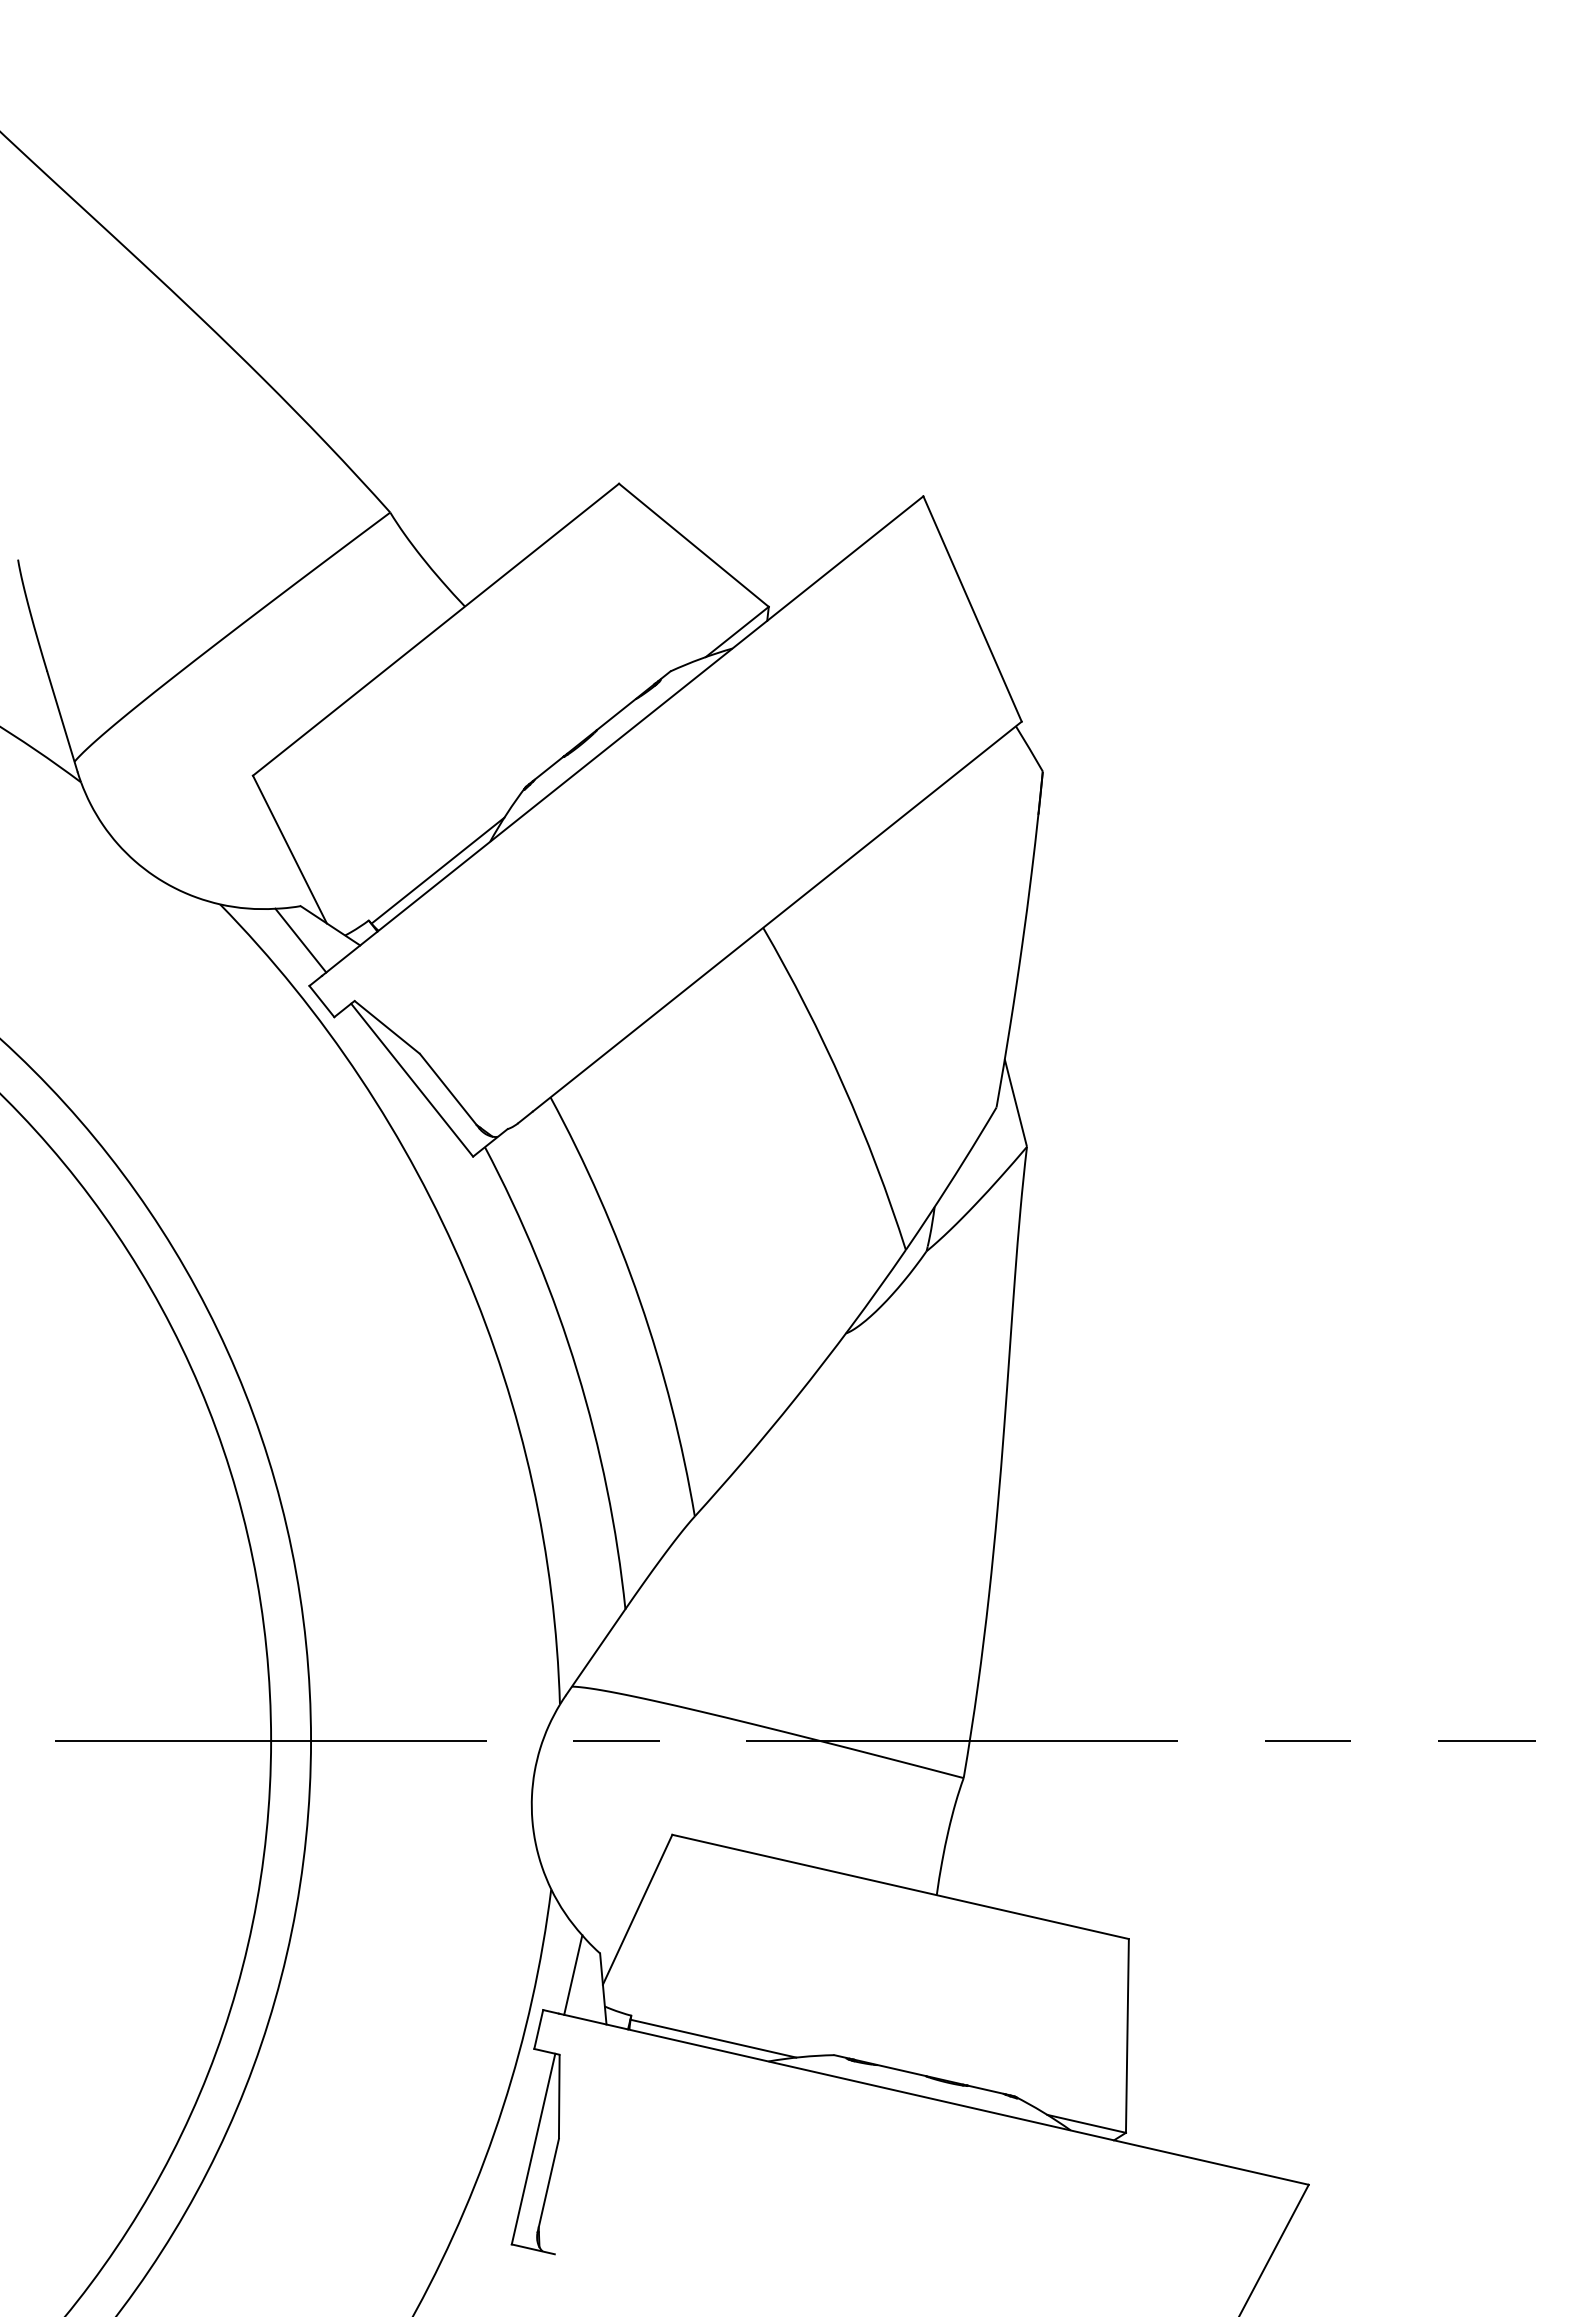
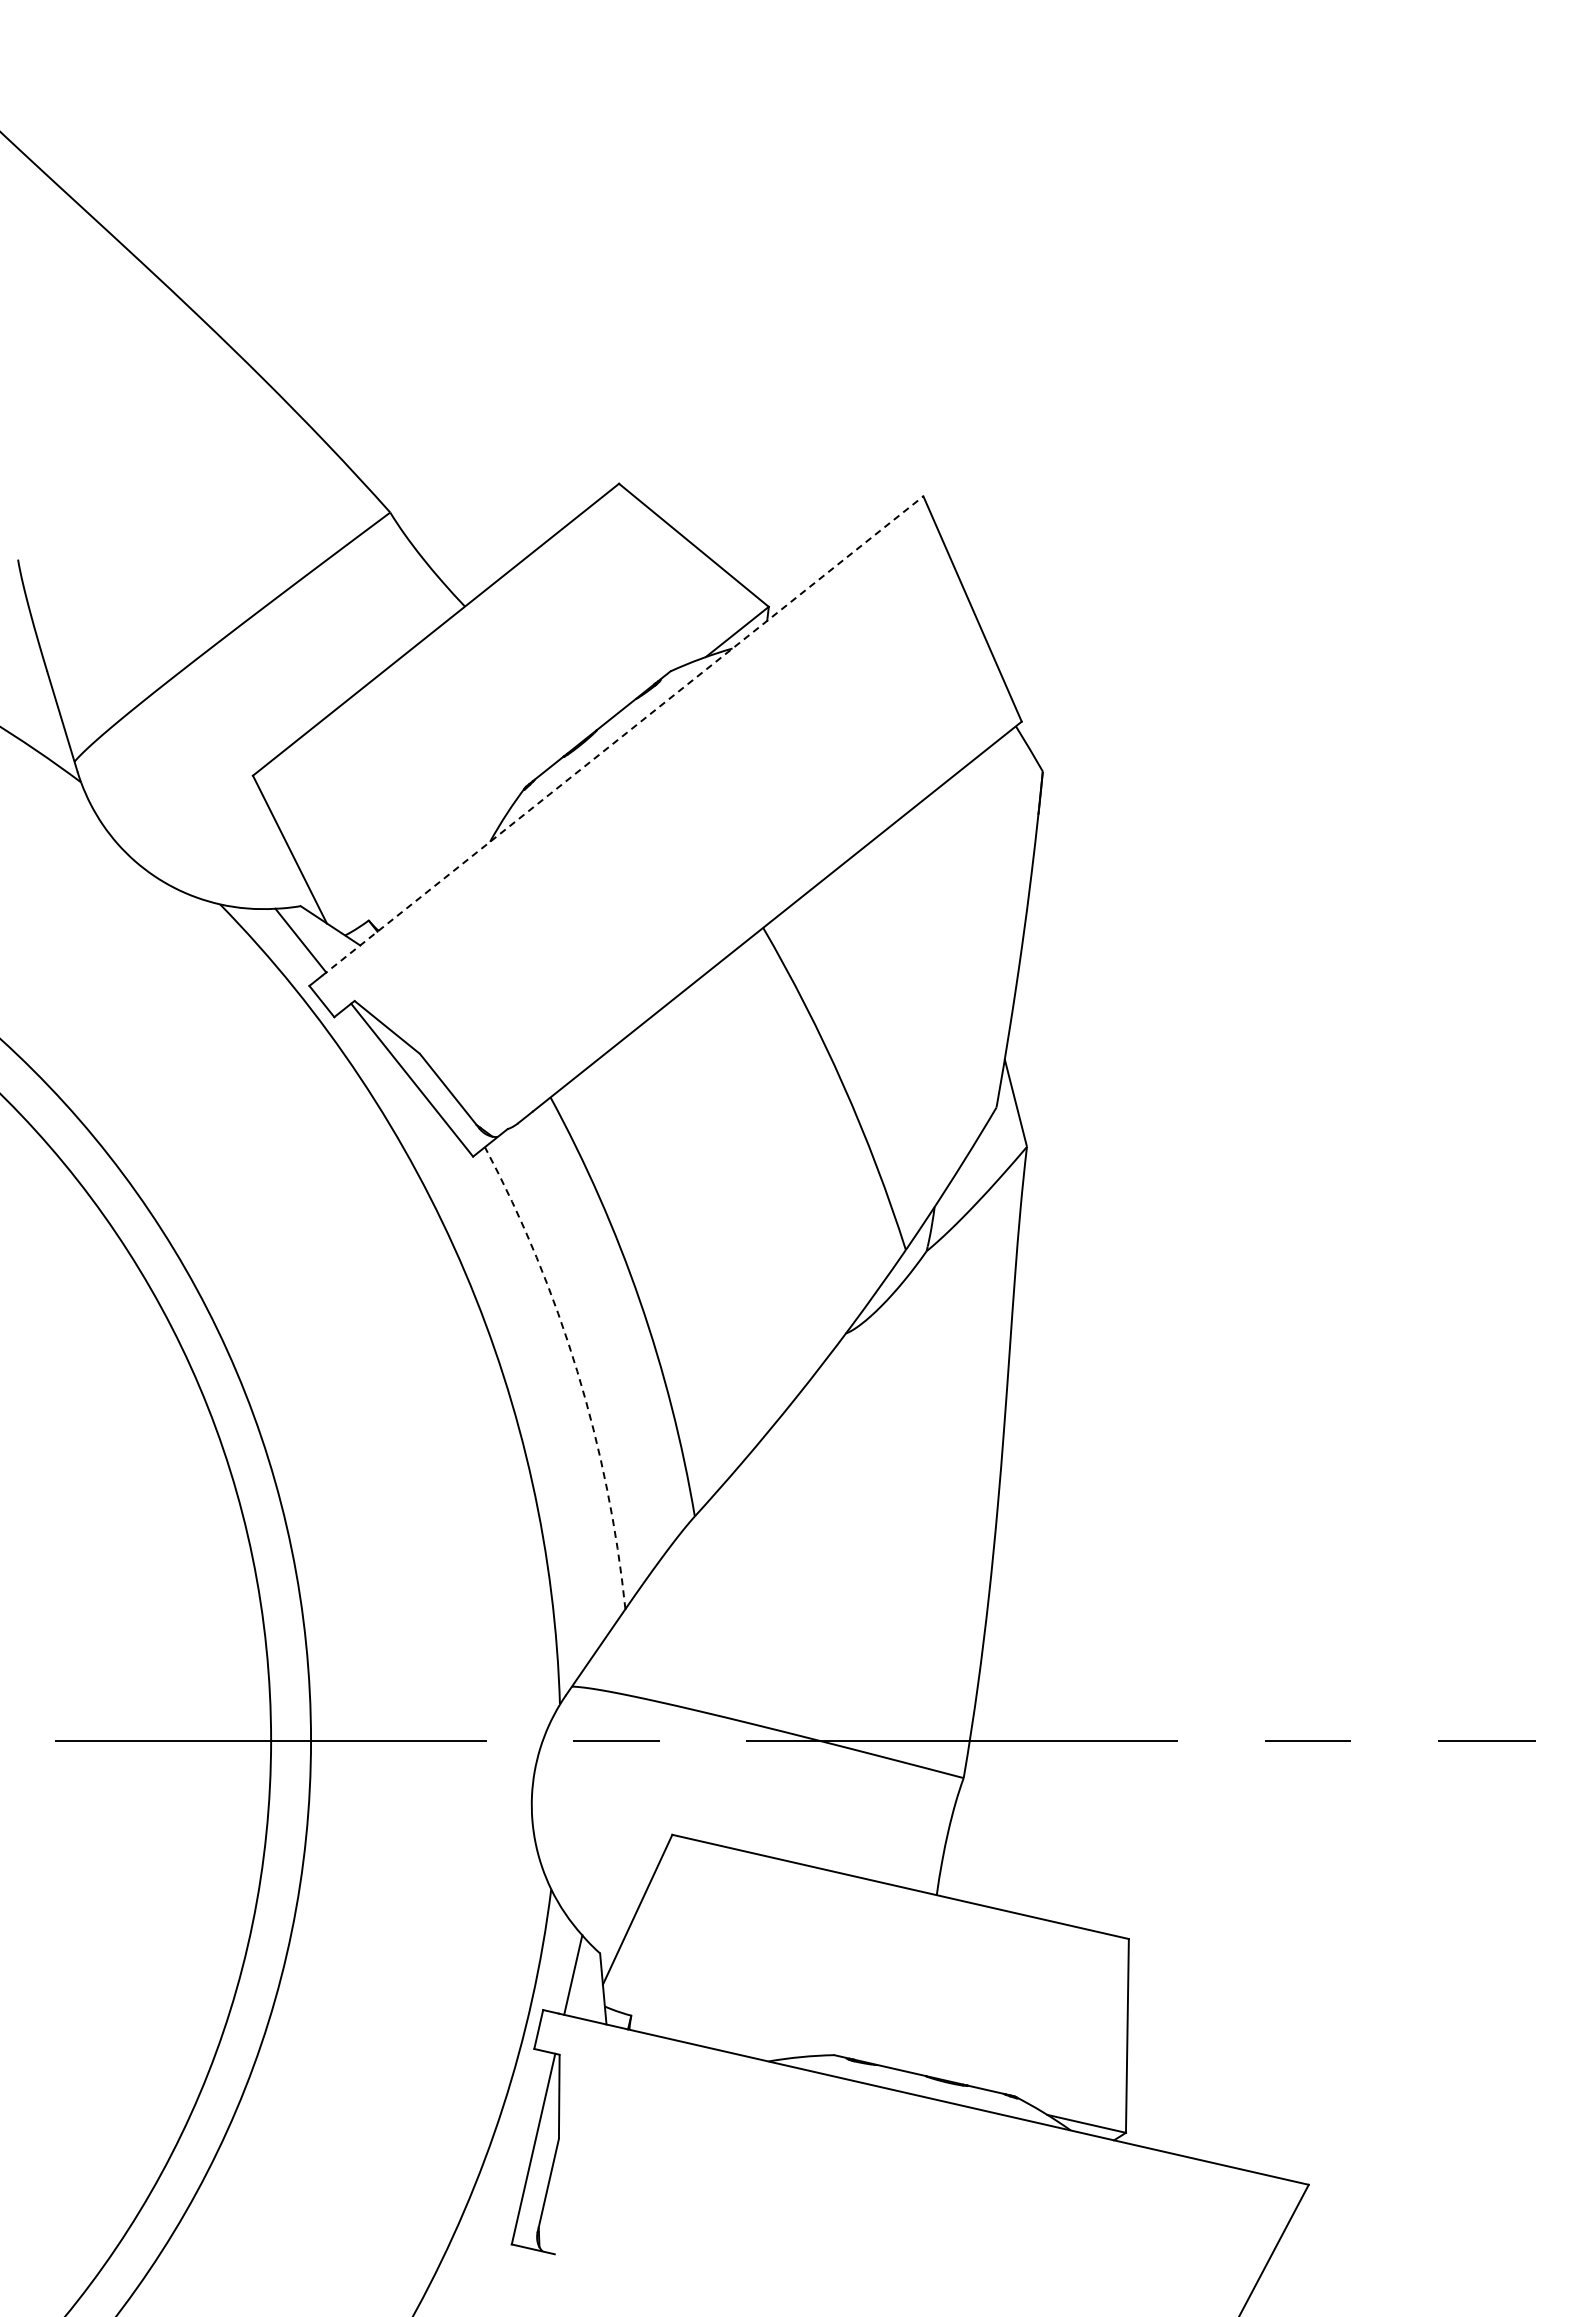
line: solid -> dashed (622, 736)
line: present -> none (437, 870)
arc: solid -> dashed (577, 1371)
line: present -> none (713, 2038)
